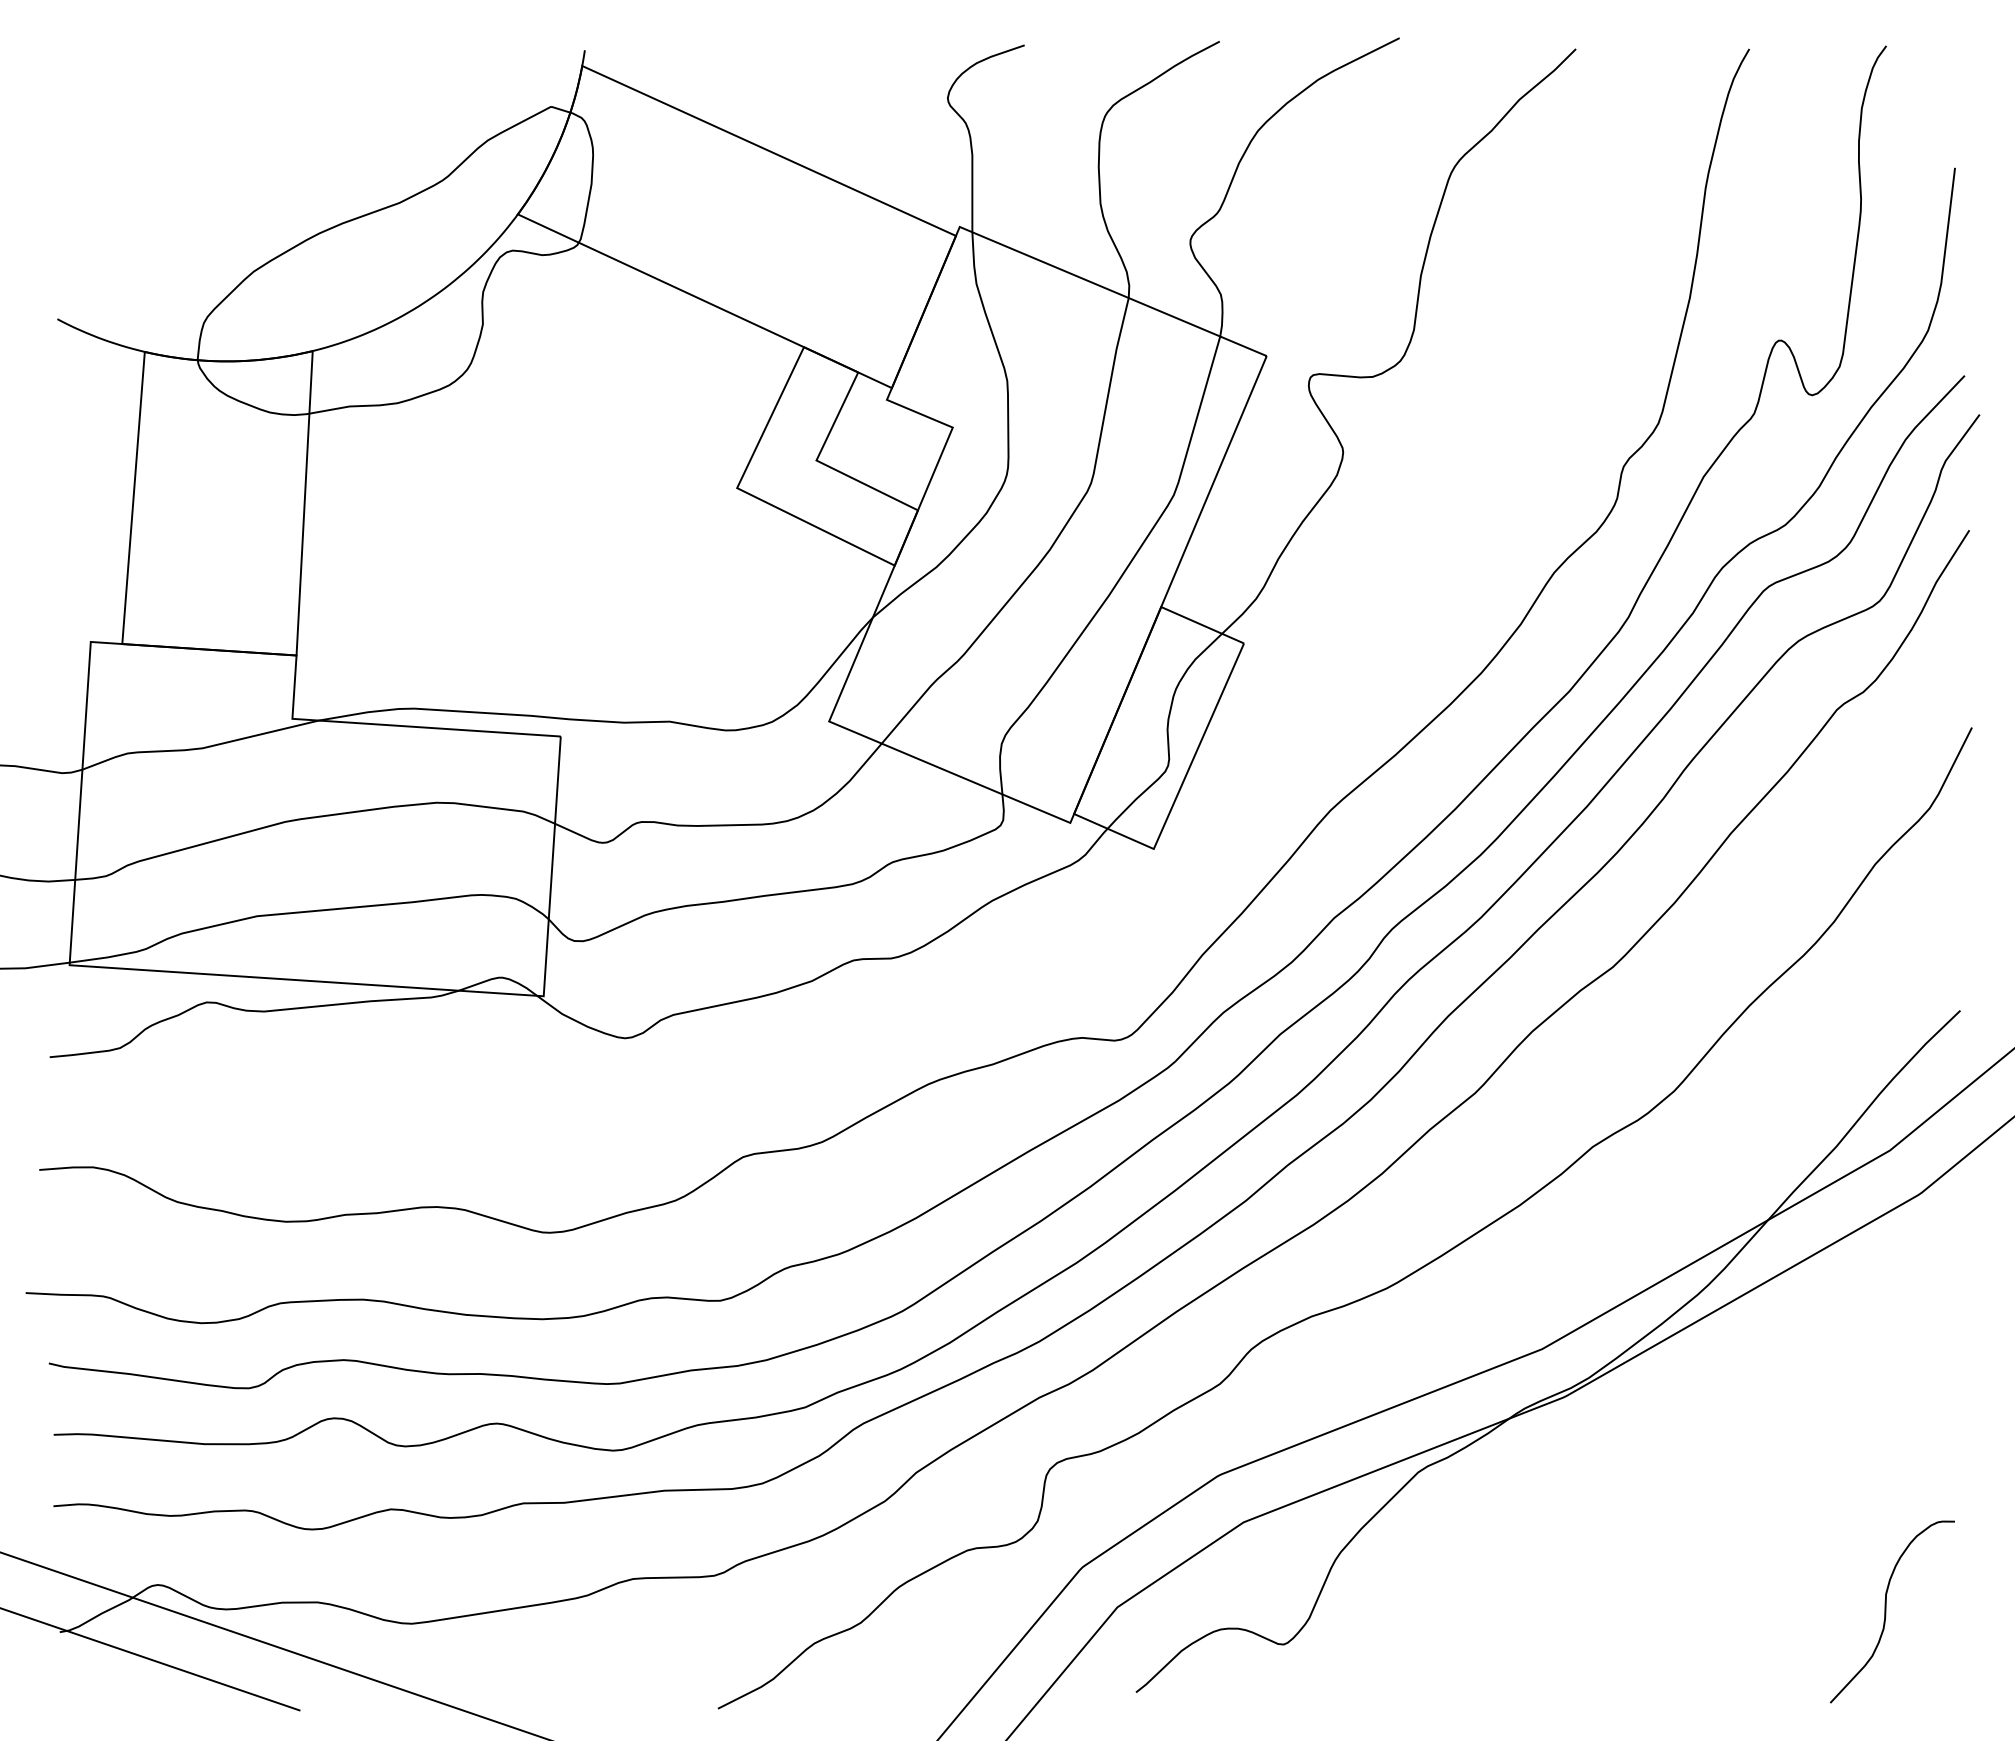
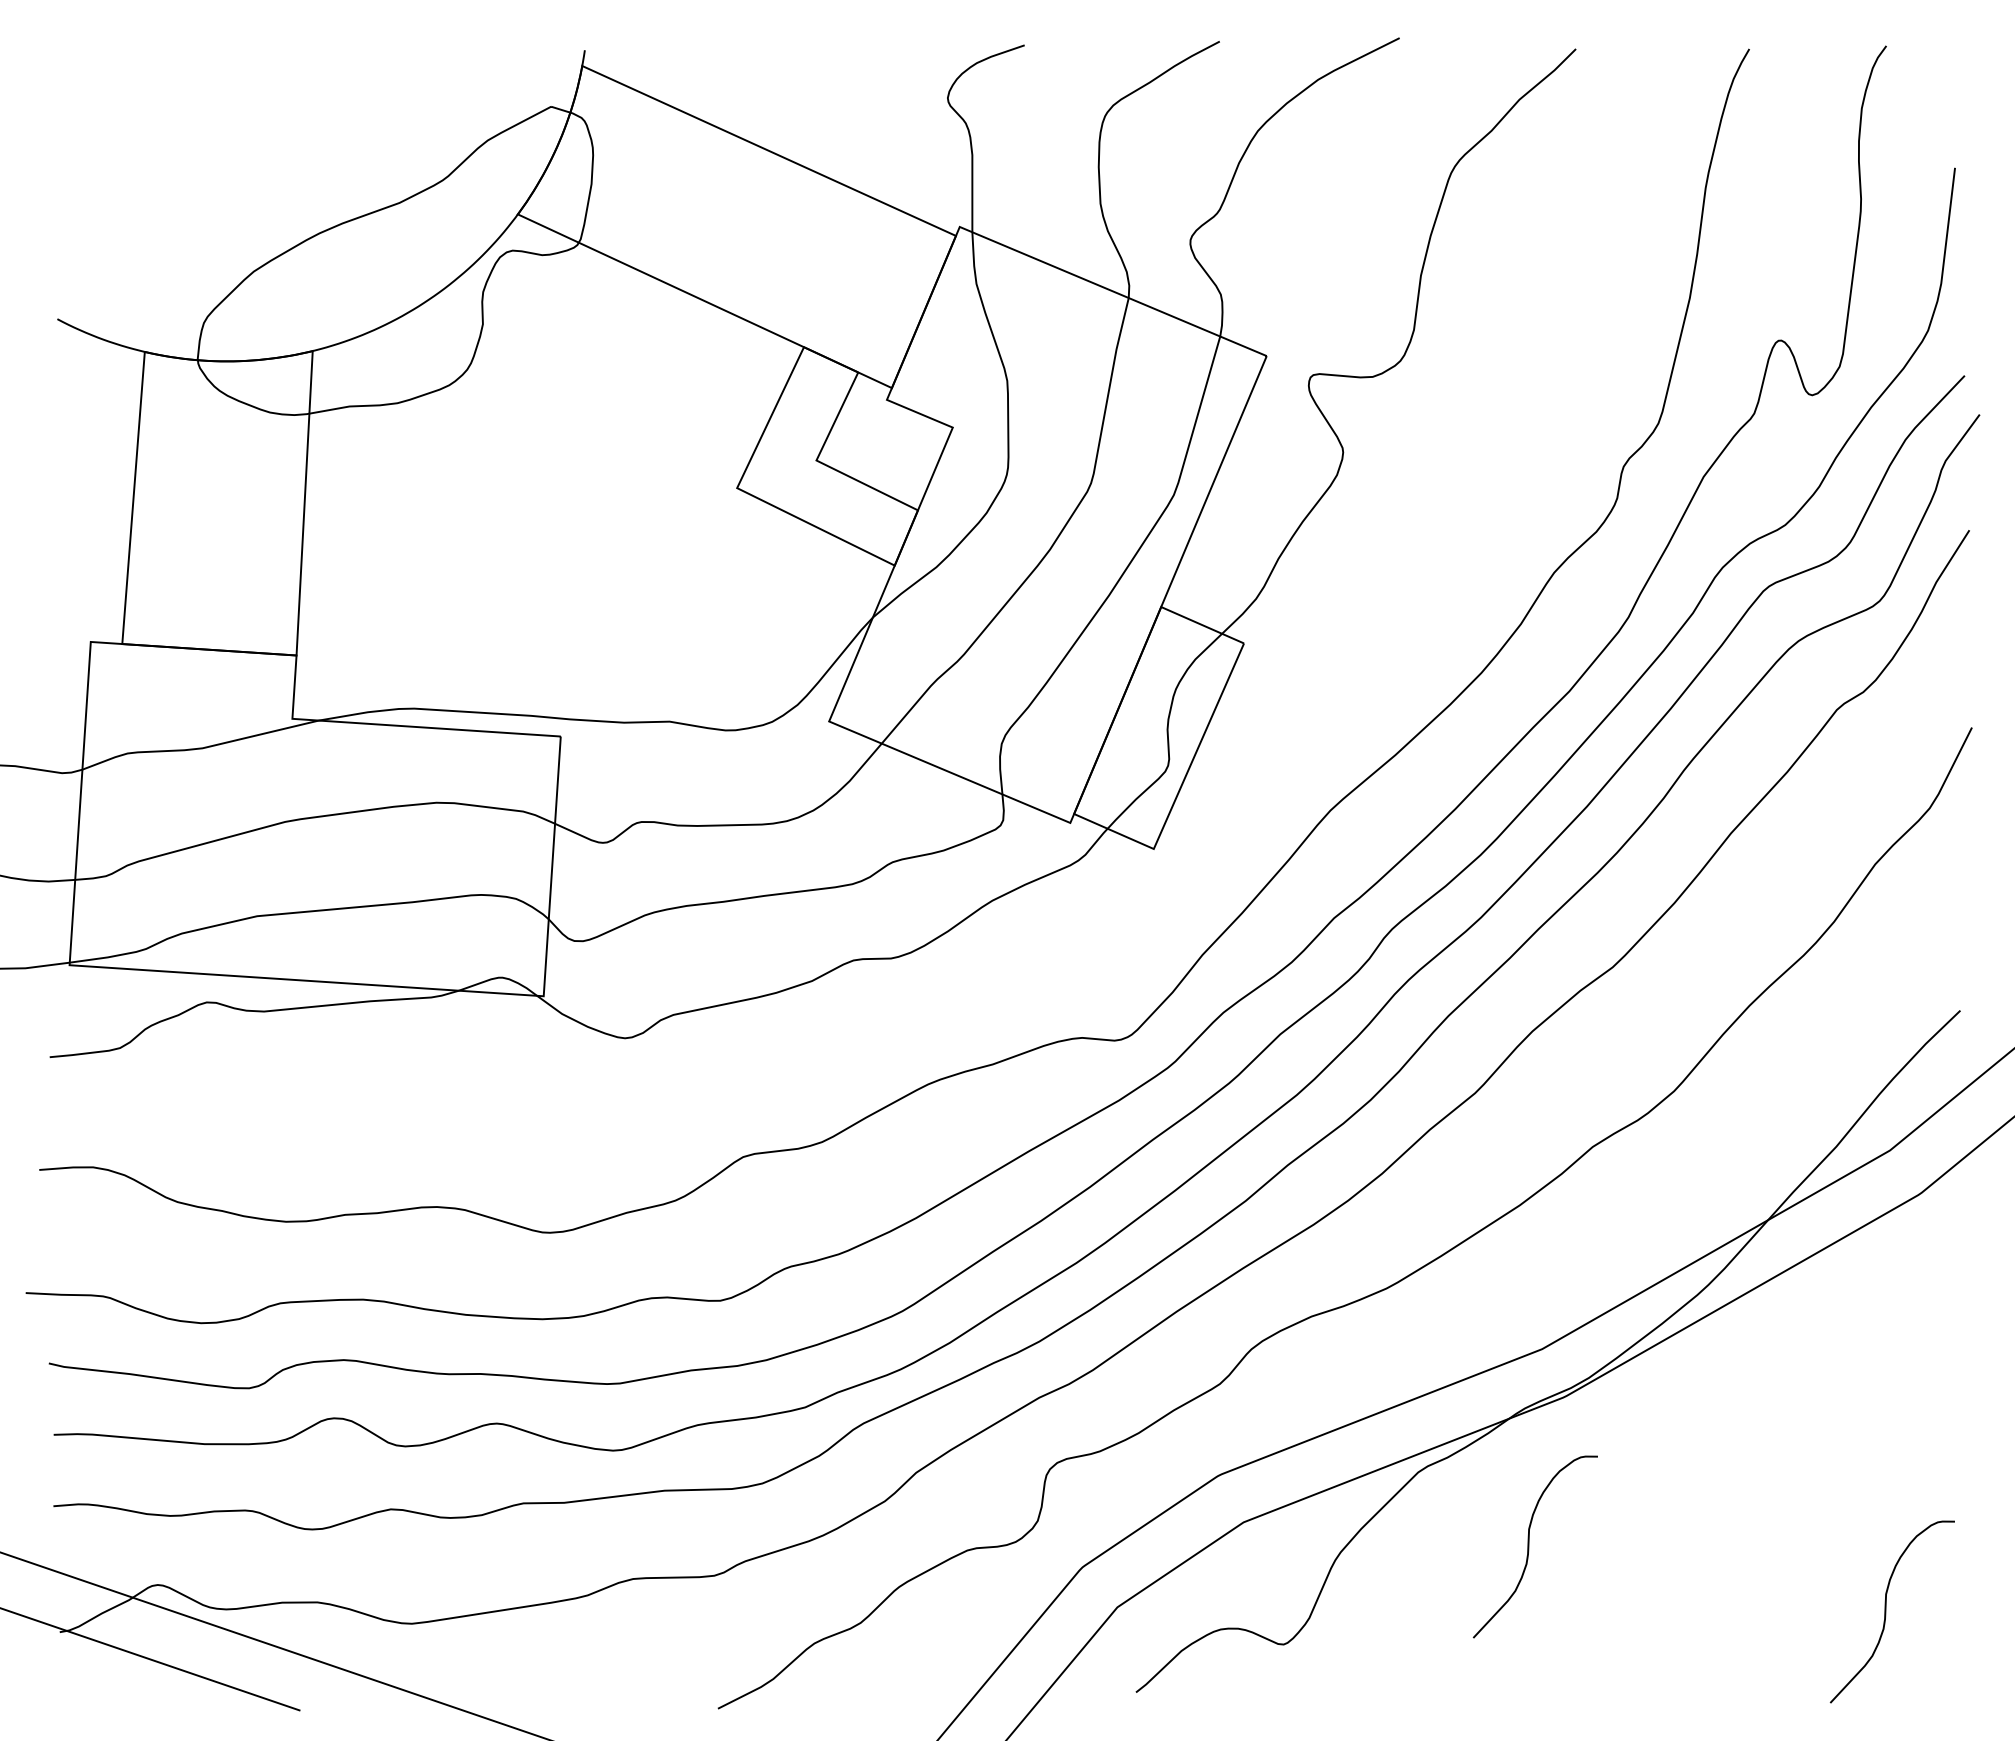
curve: none -> present (1529, 1546)
